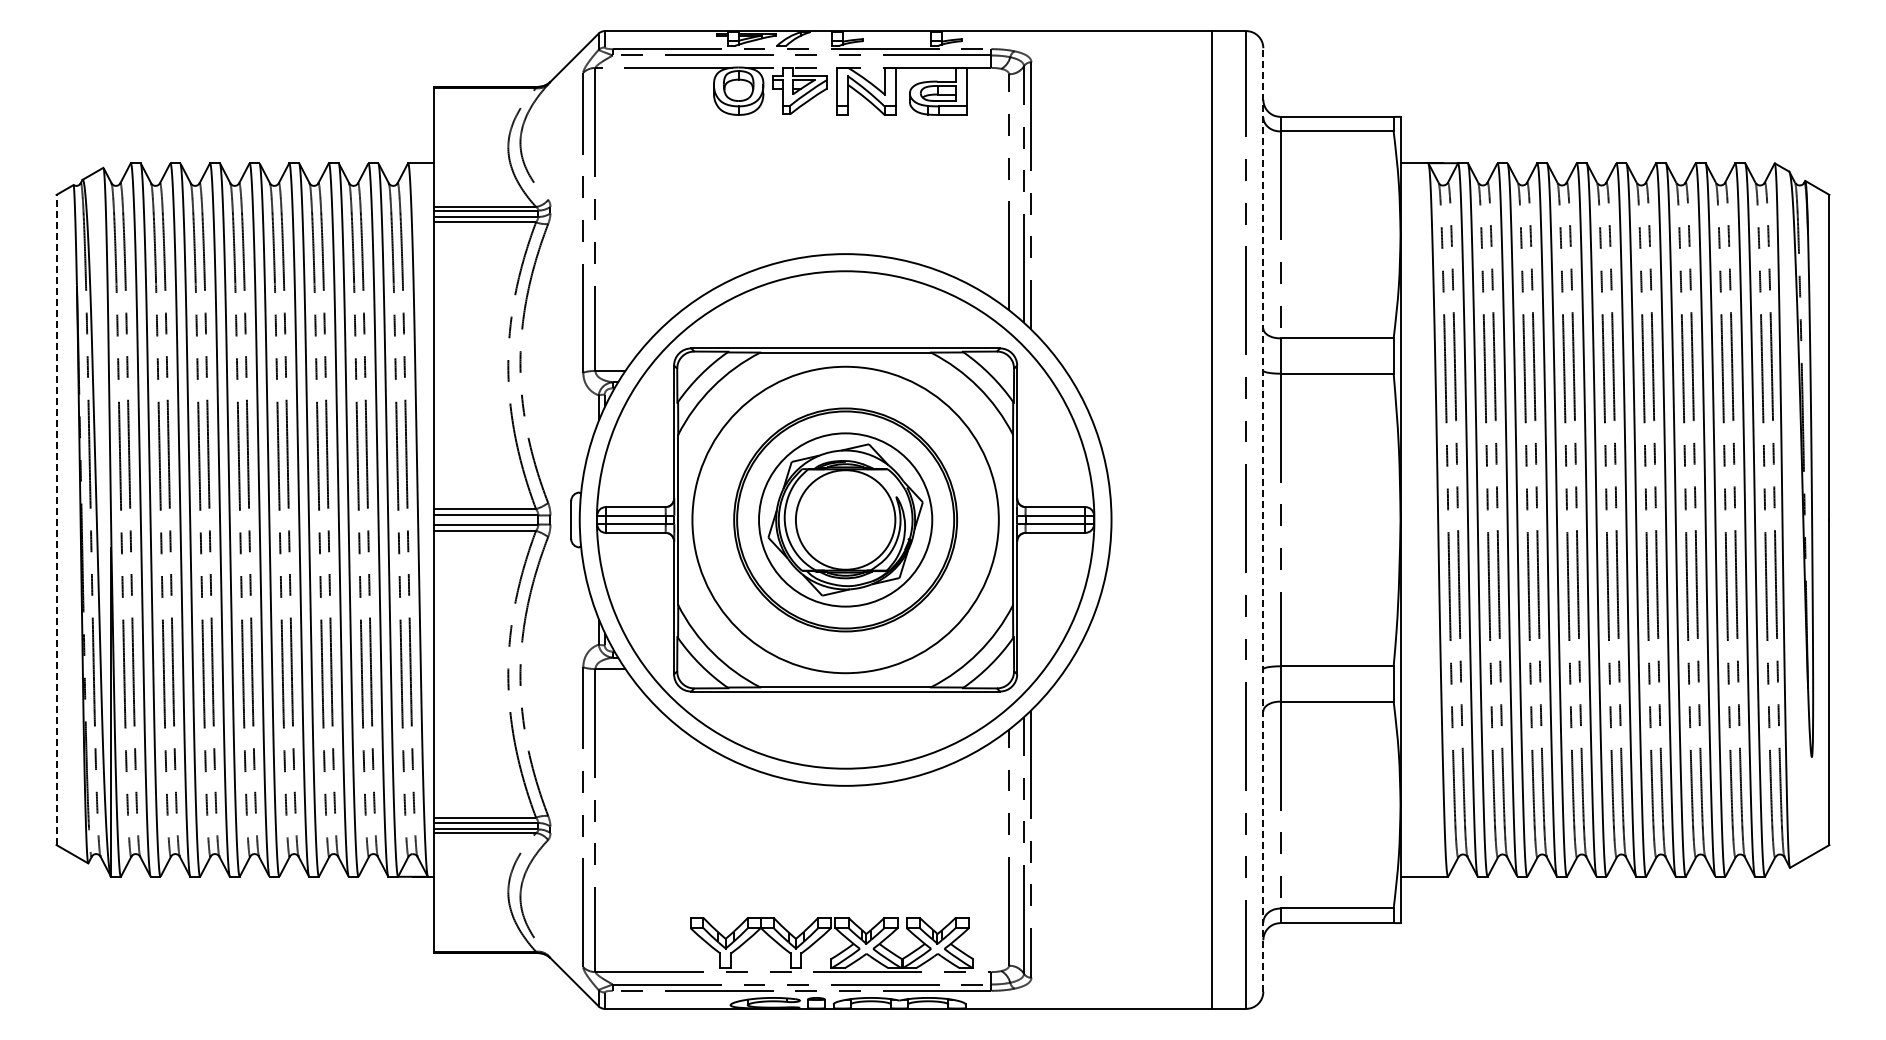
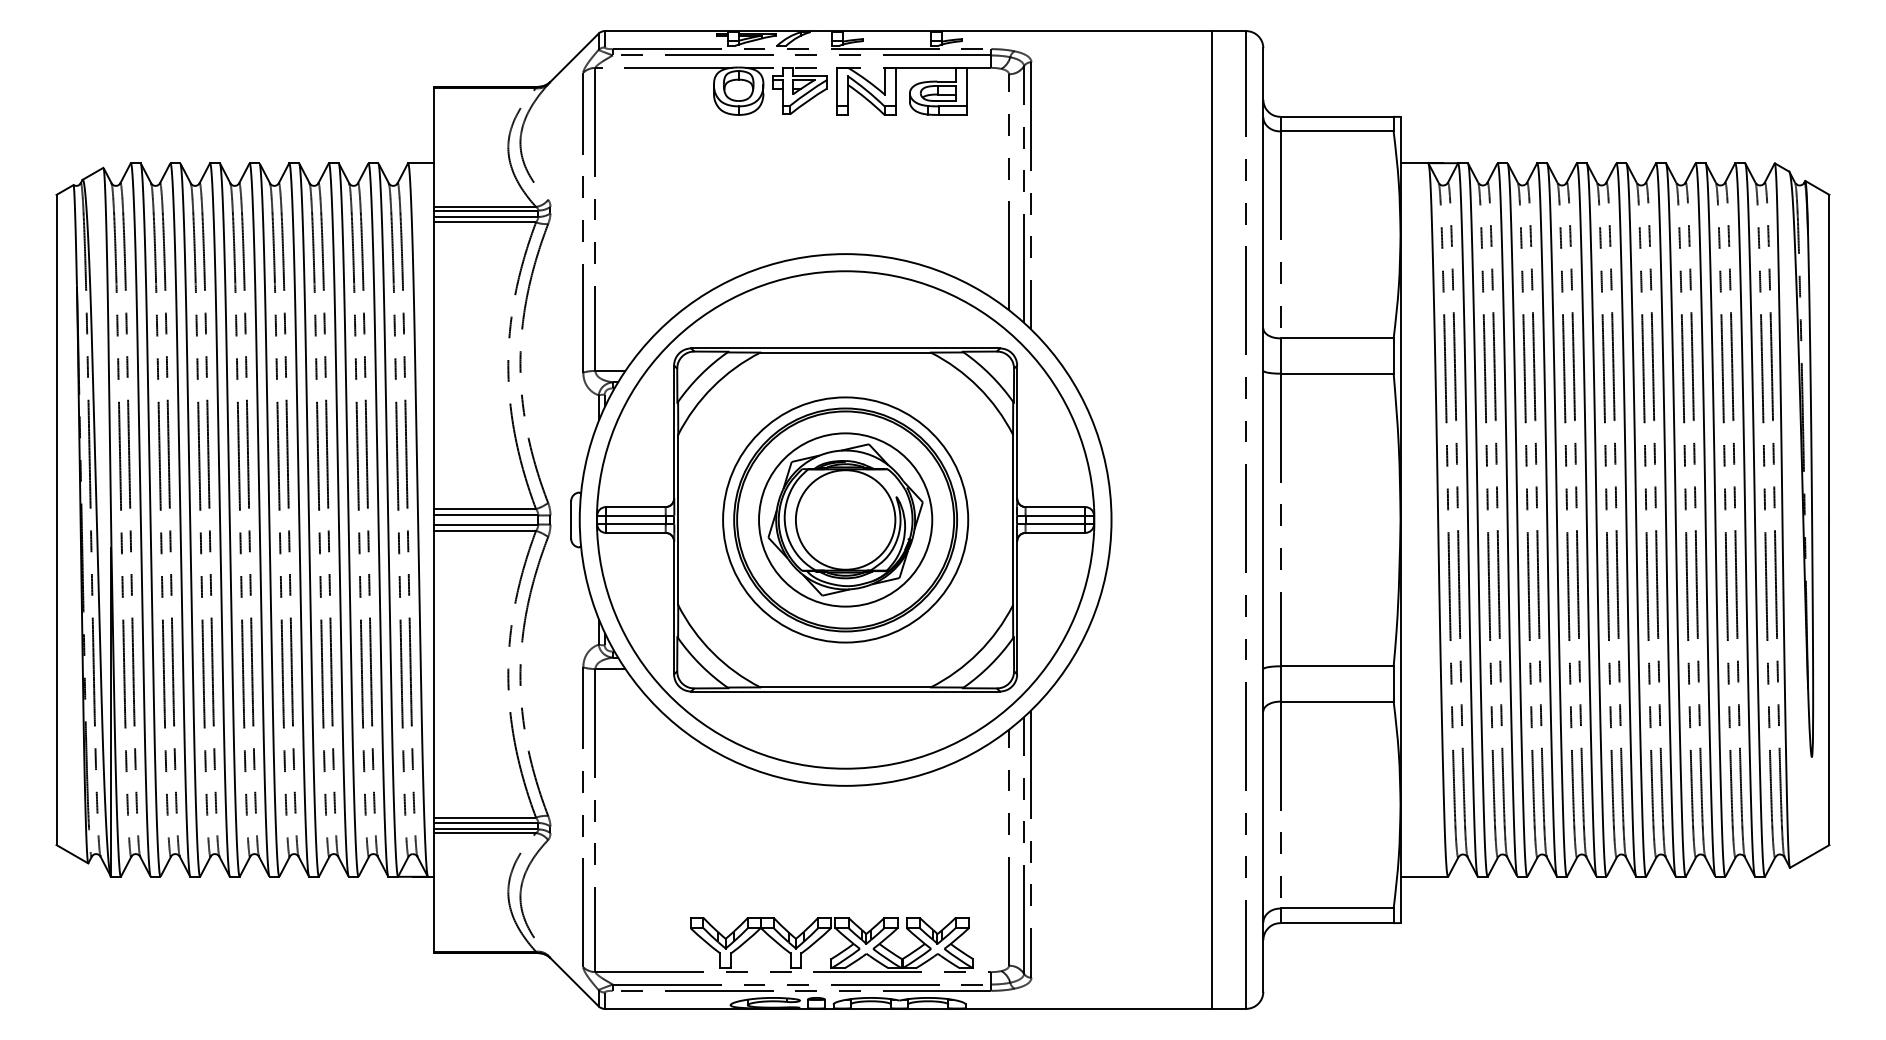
line: dashed -> solid (56, 519)
circle diameter: 306 px -> 245 px (845, 519)
line: dashed -> solid (1263, 520)
